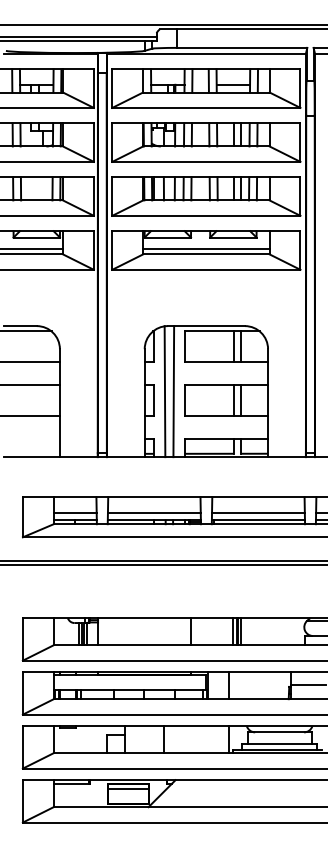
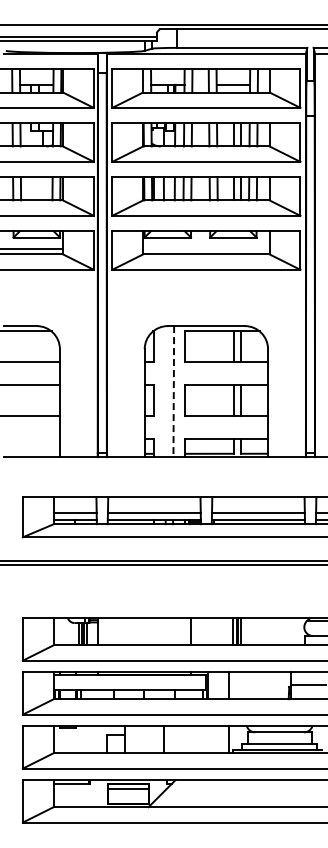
line: present -> none (206, 249)
line: present -> none (164, 391)
line: solid -> dashed (173, 391)
